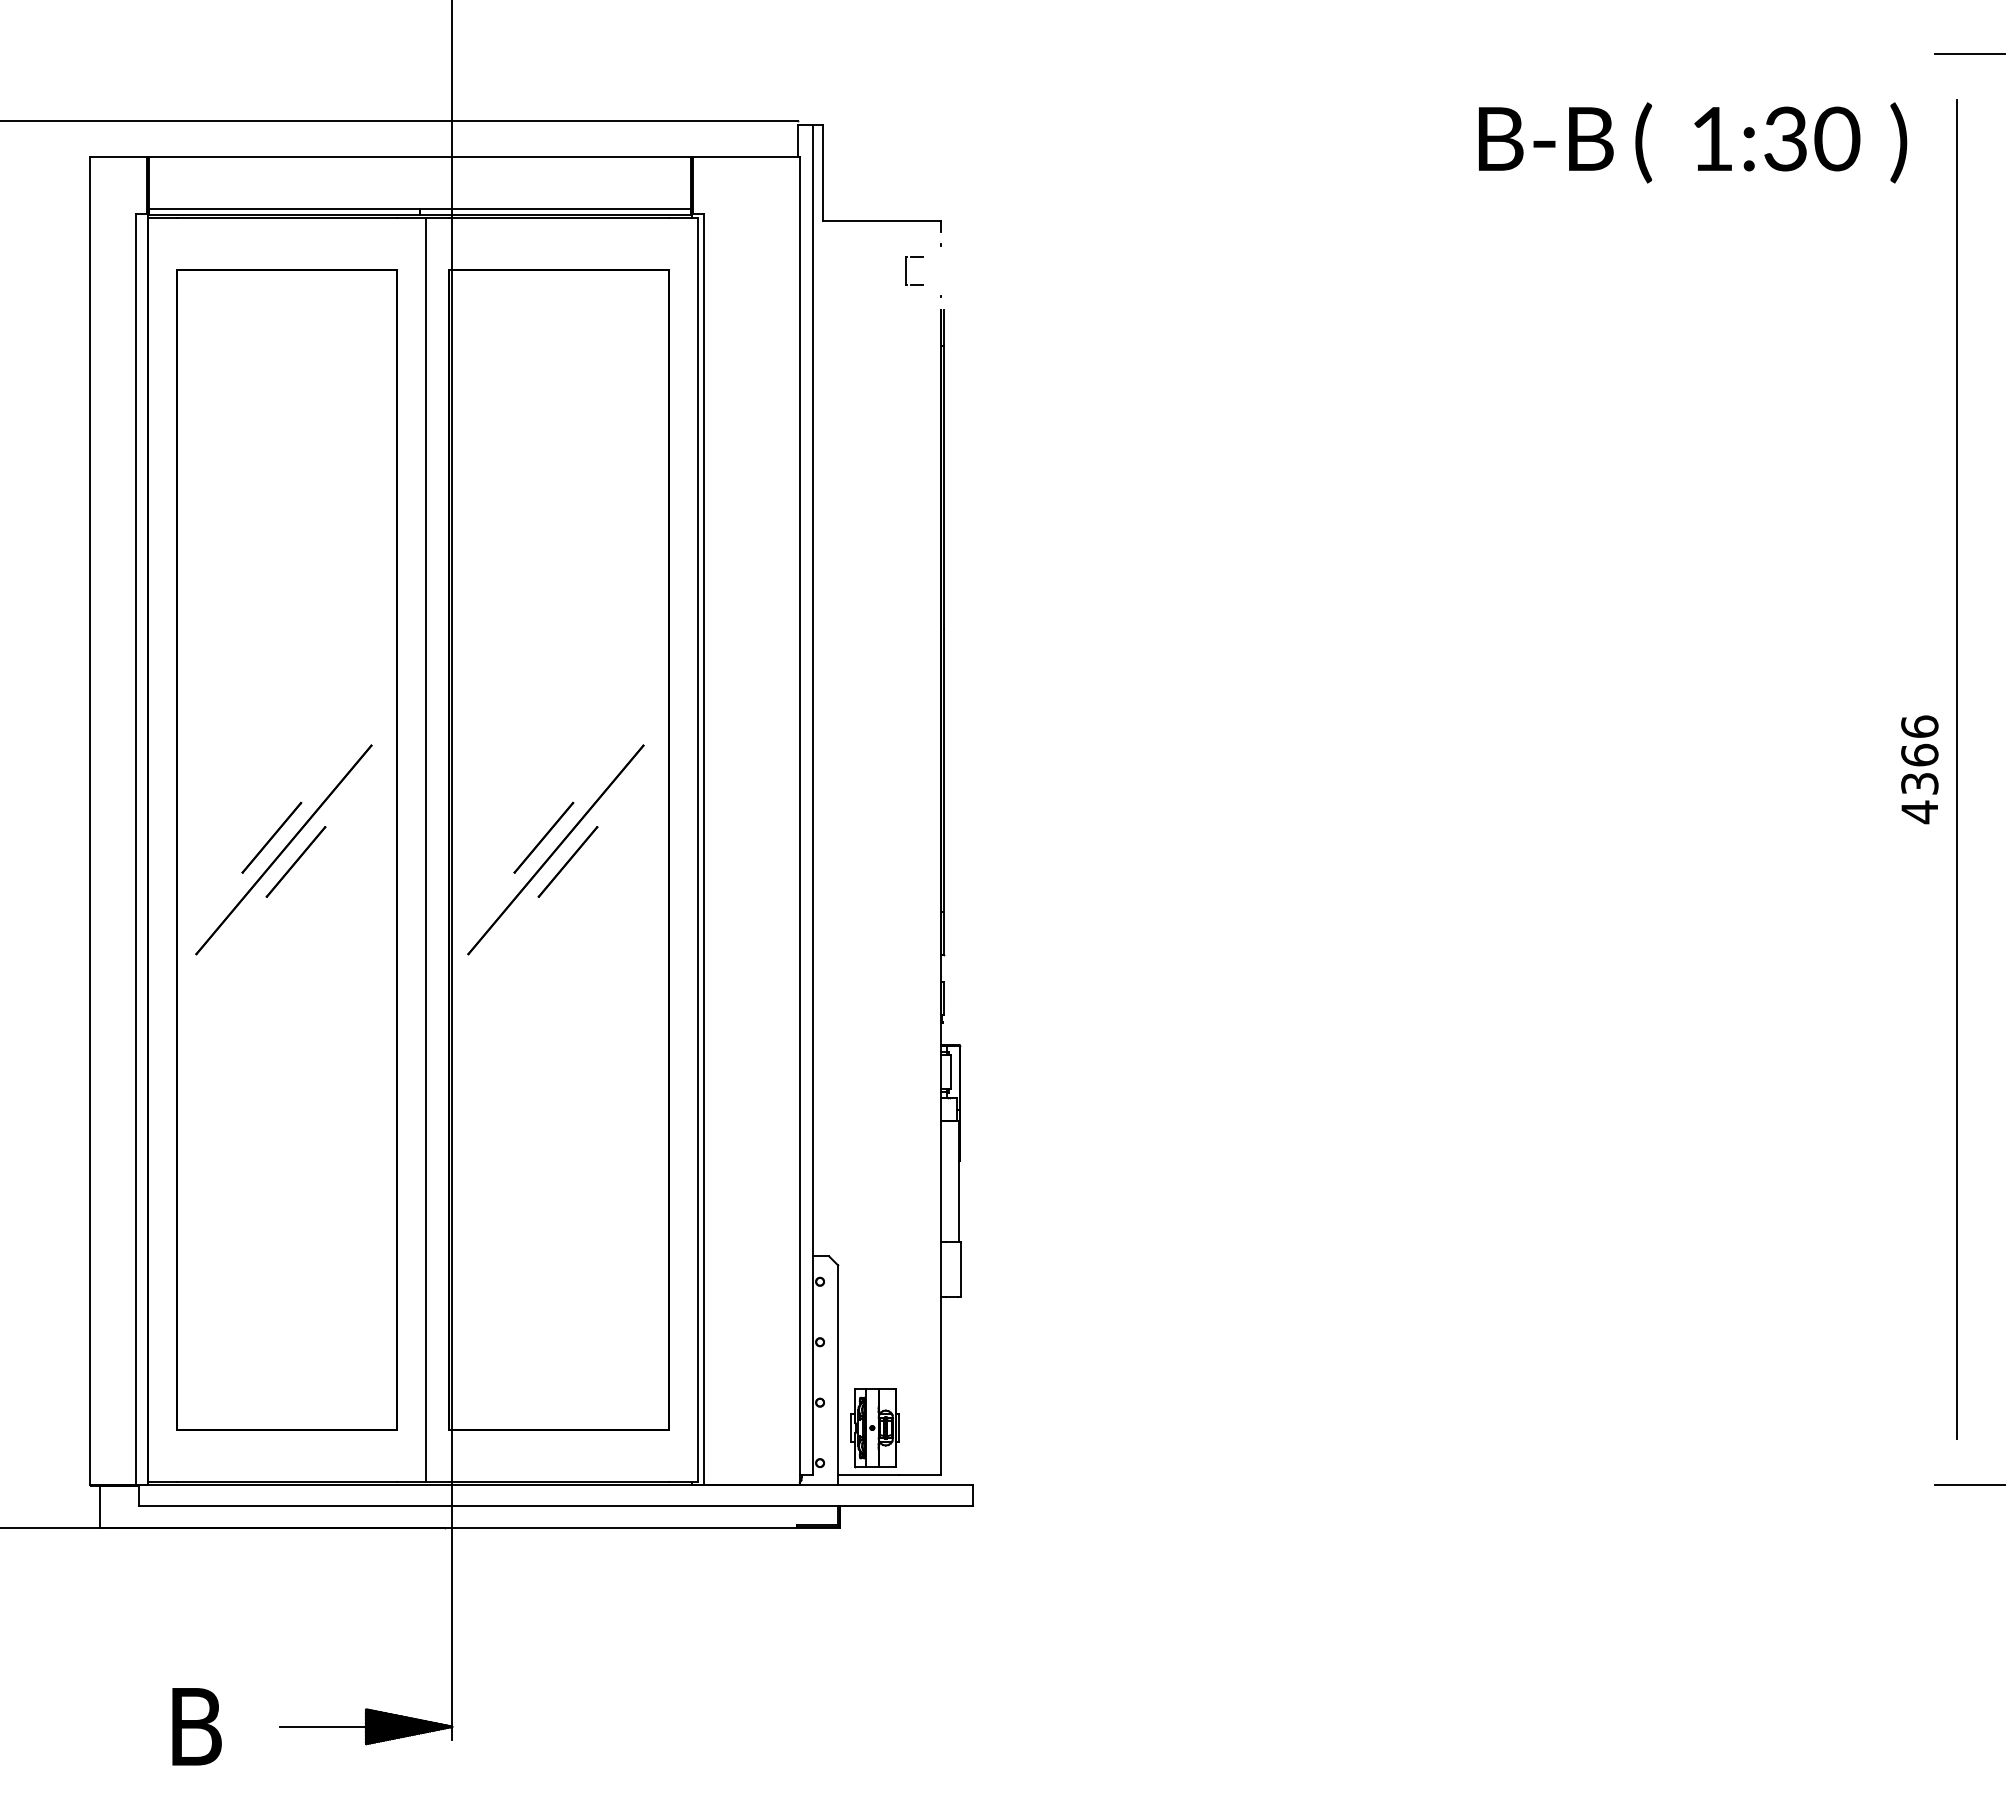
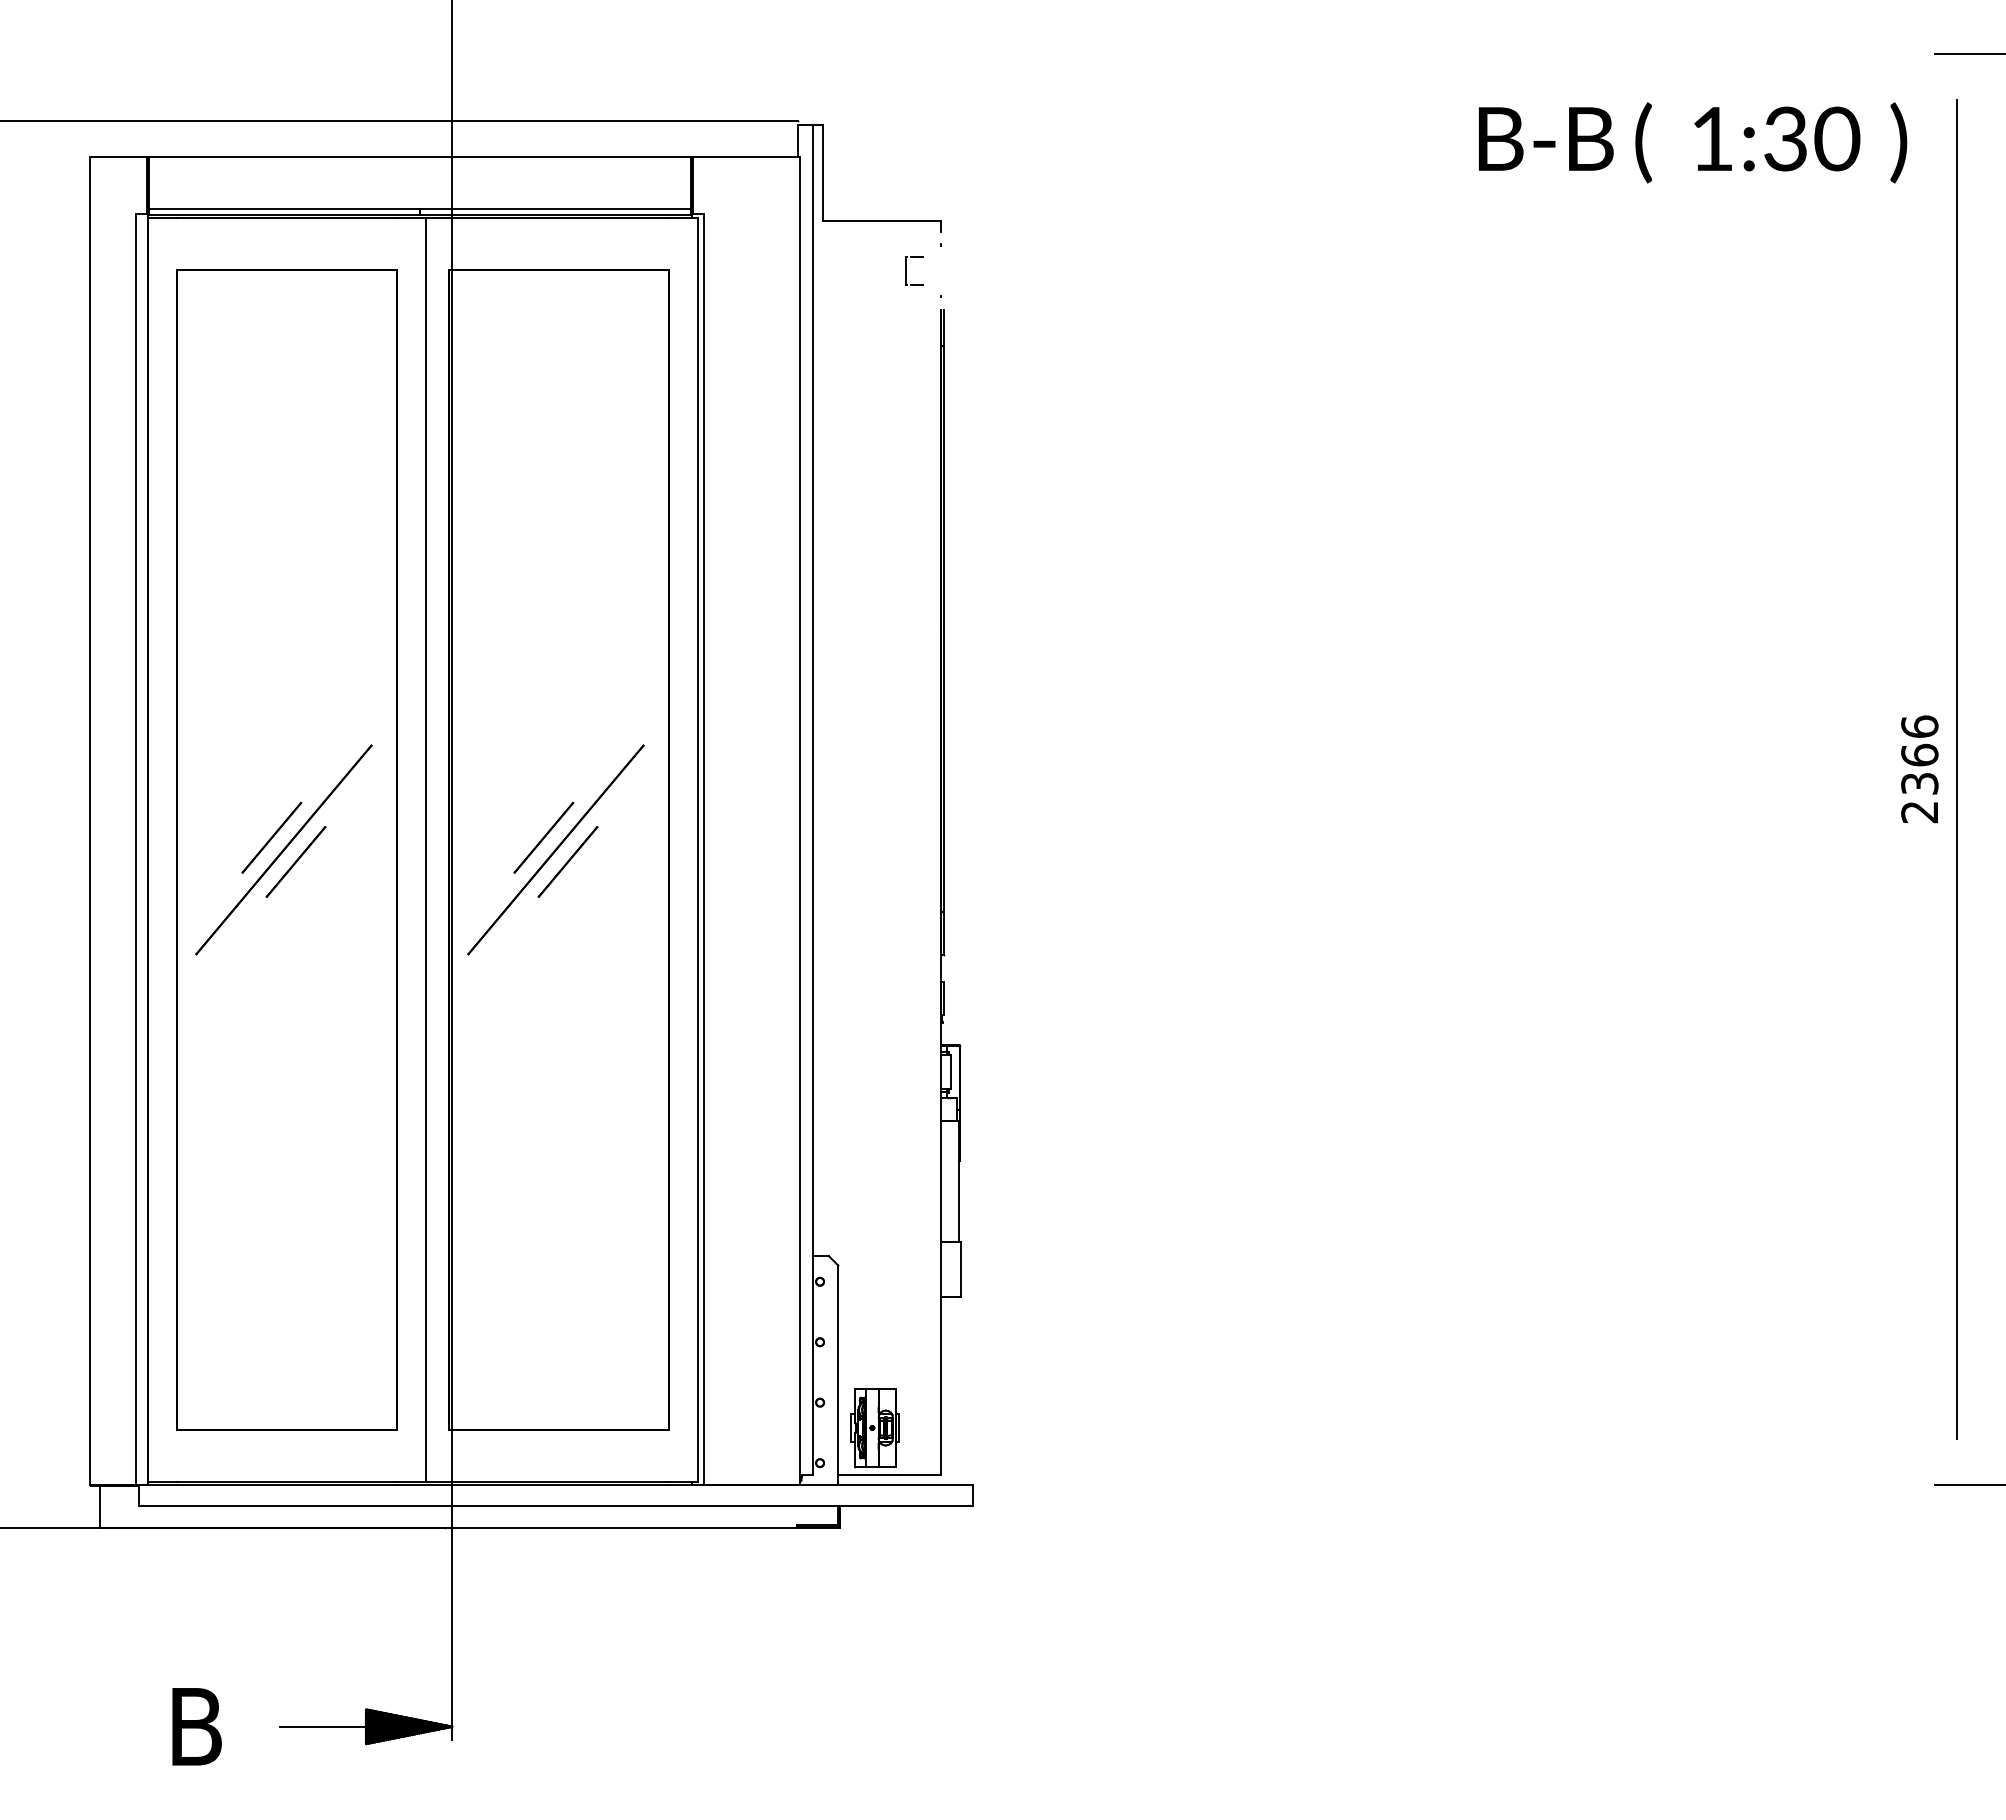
text: 4366 -> 2366 (1919, 812)
